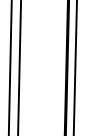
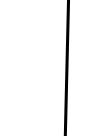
line: present -> none (9, 67)
line: present -> none (19, 67)
line: present -> none (74, 67)
